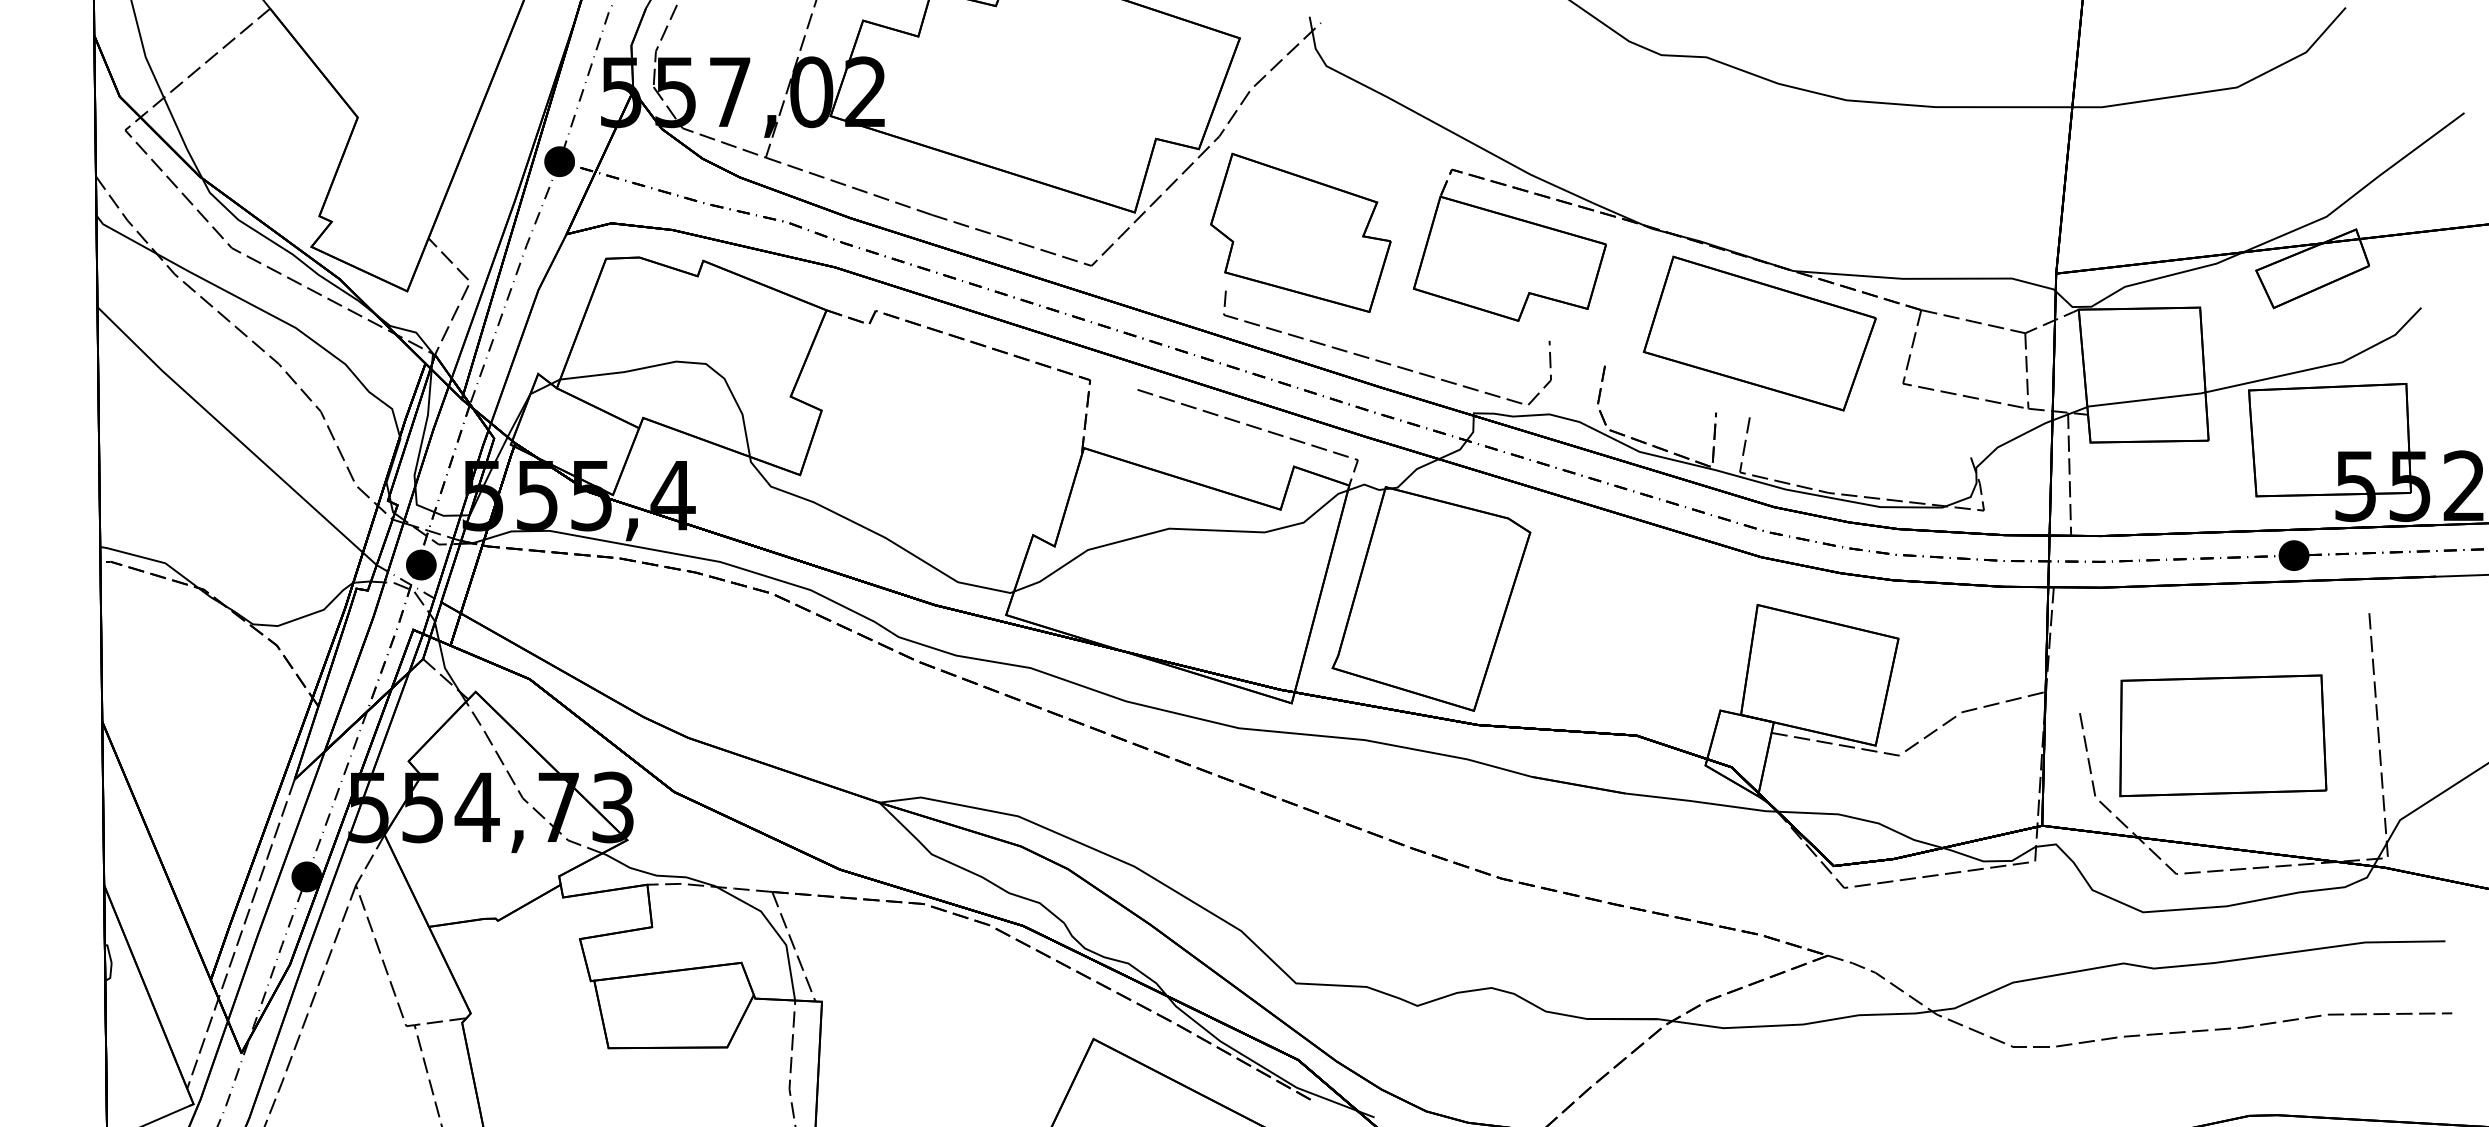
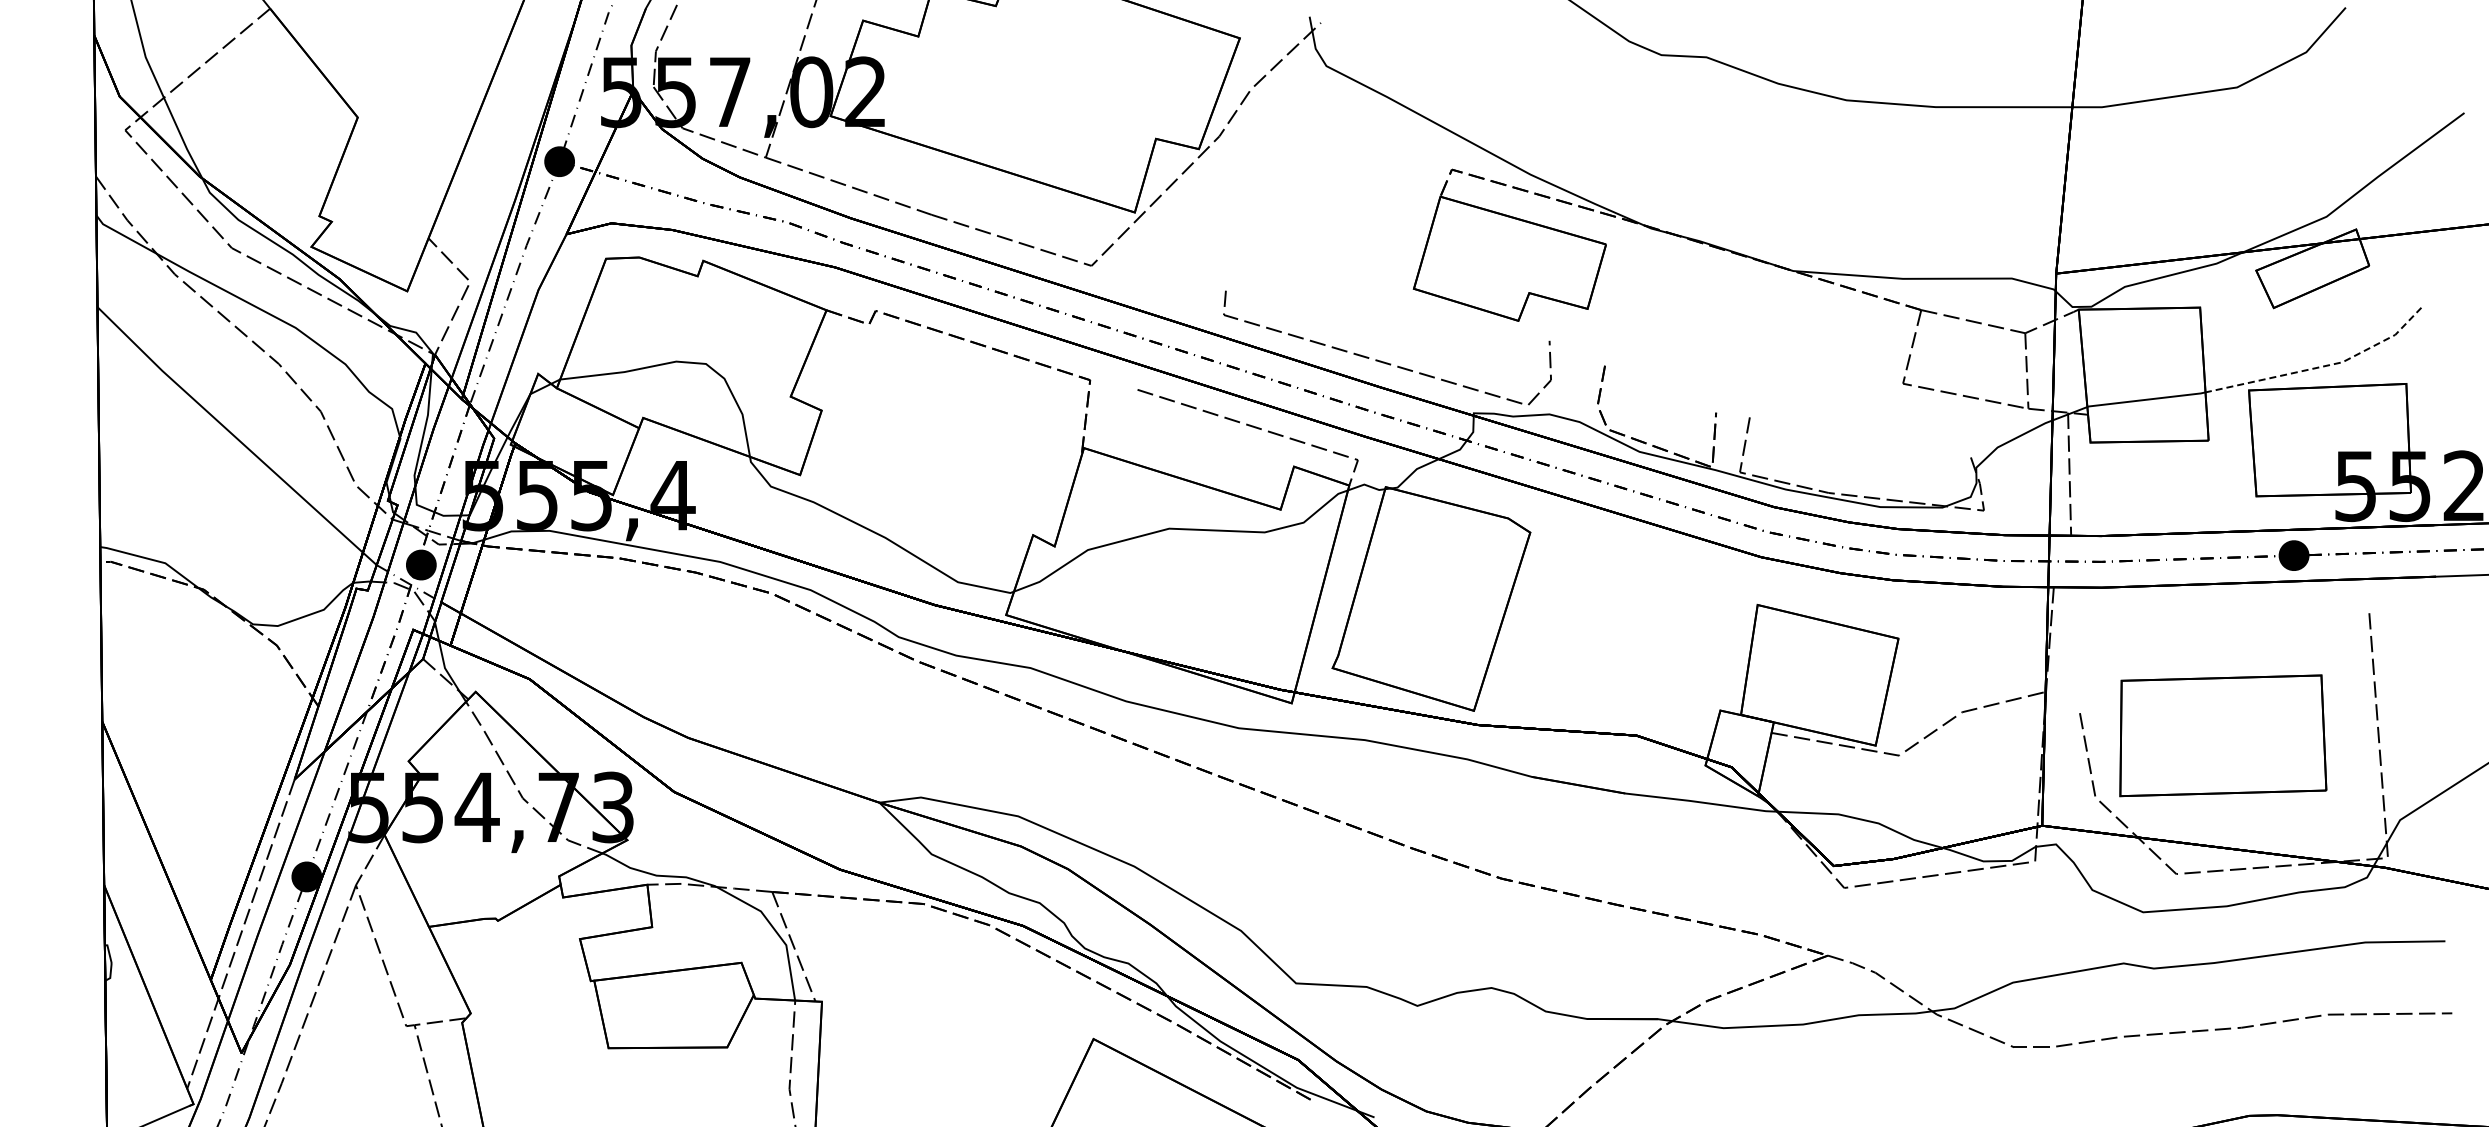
part: present -> none (1300, 232)
part: present -> none (1759, 333)
line: solid -> dashed (2322, 366)
